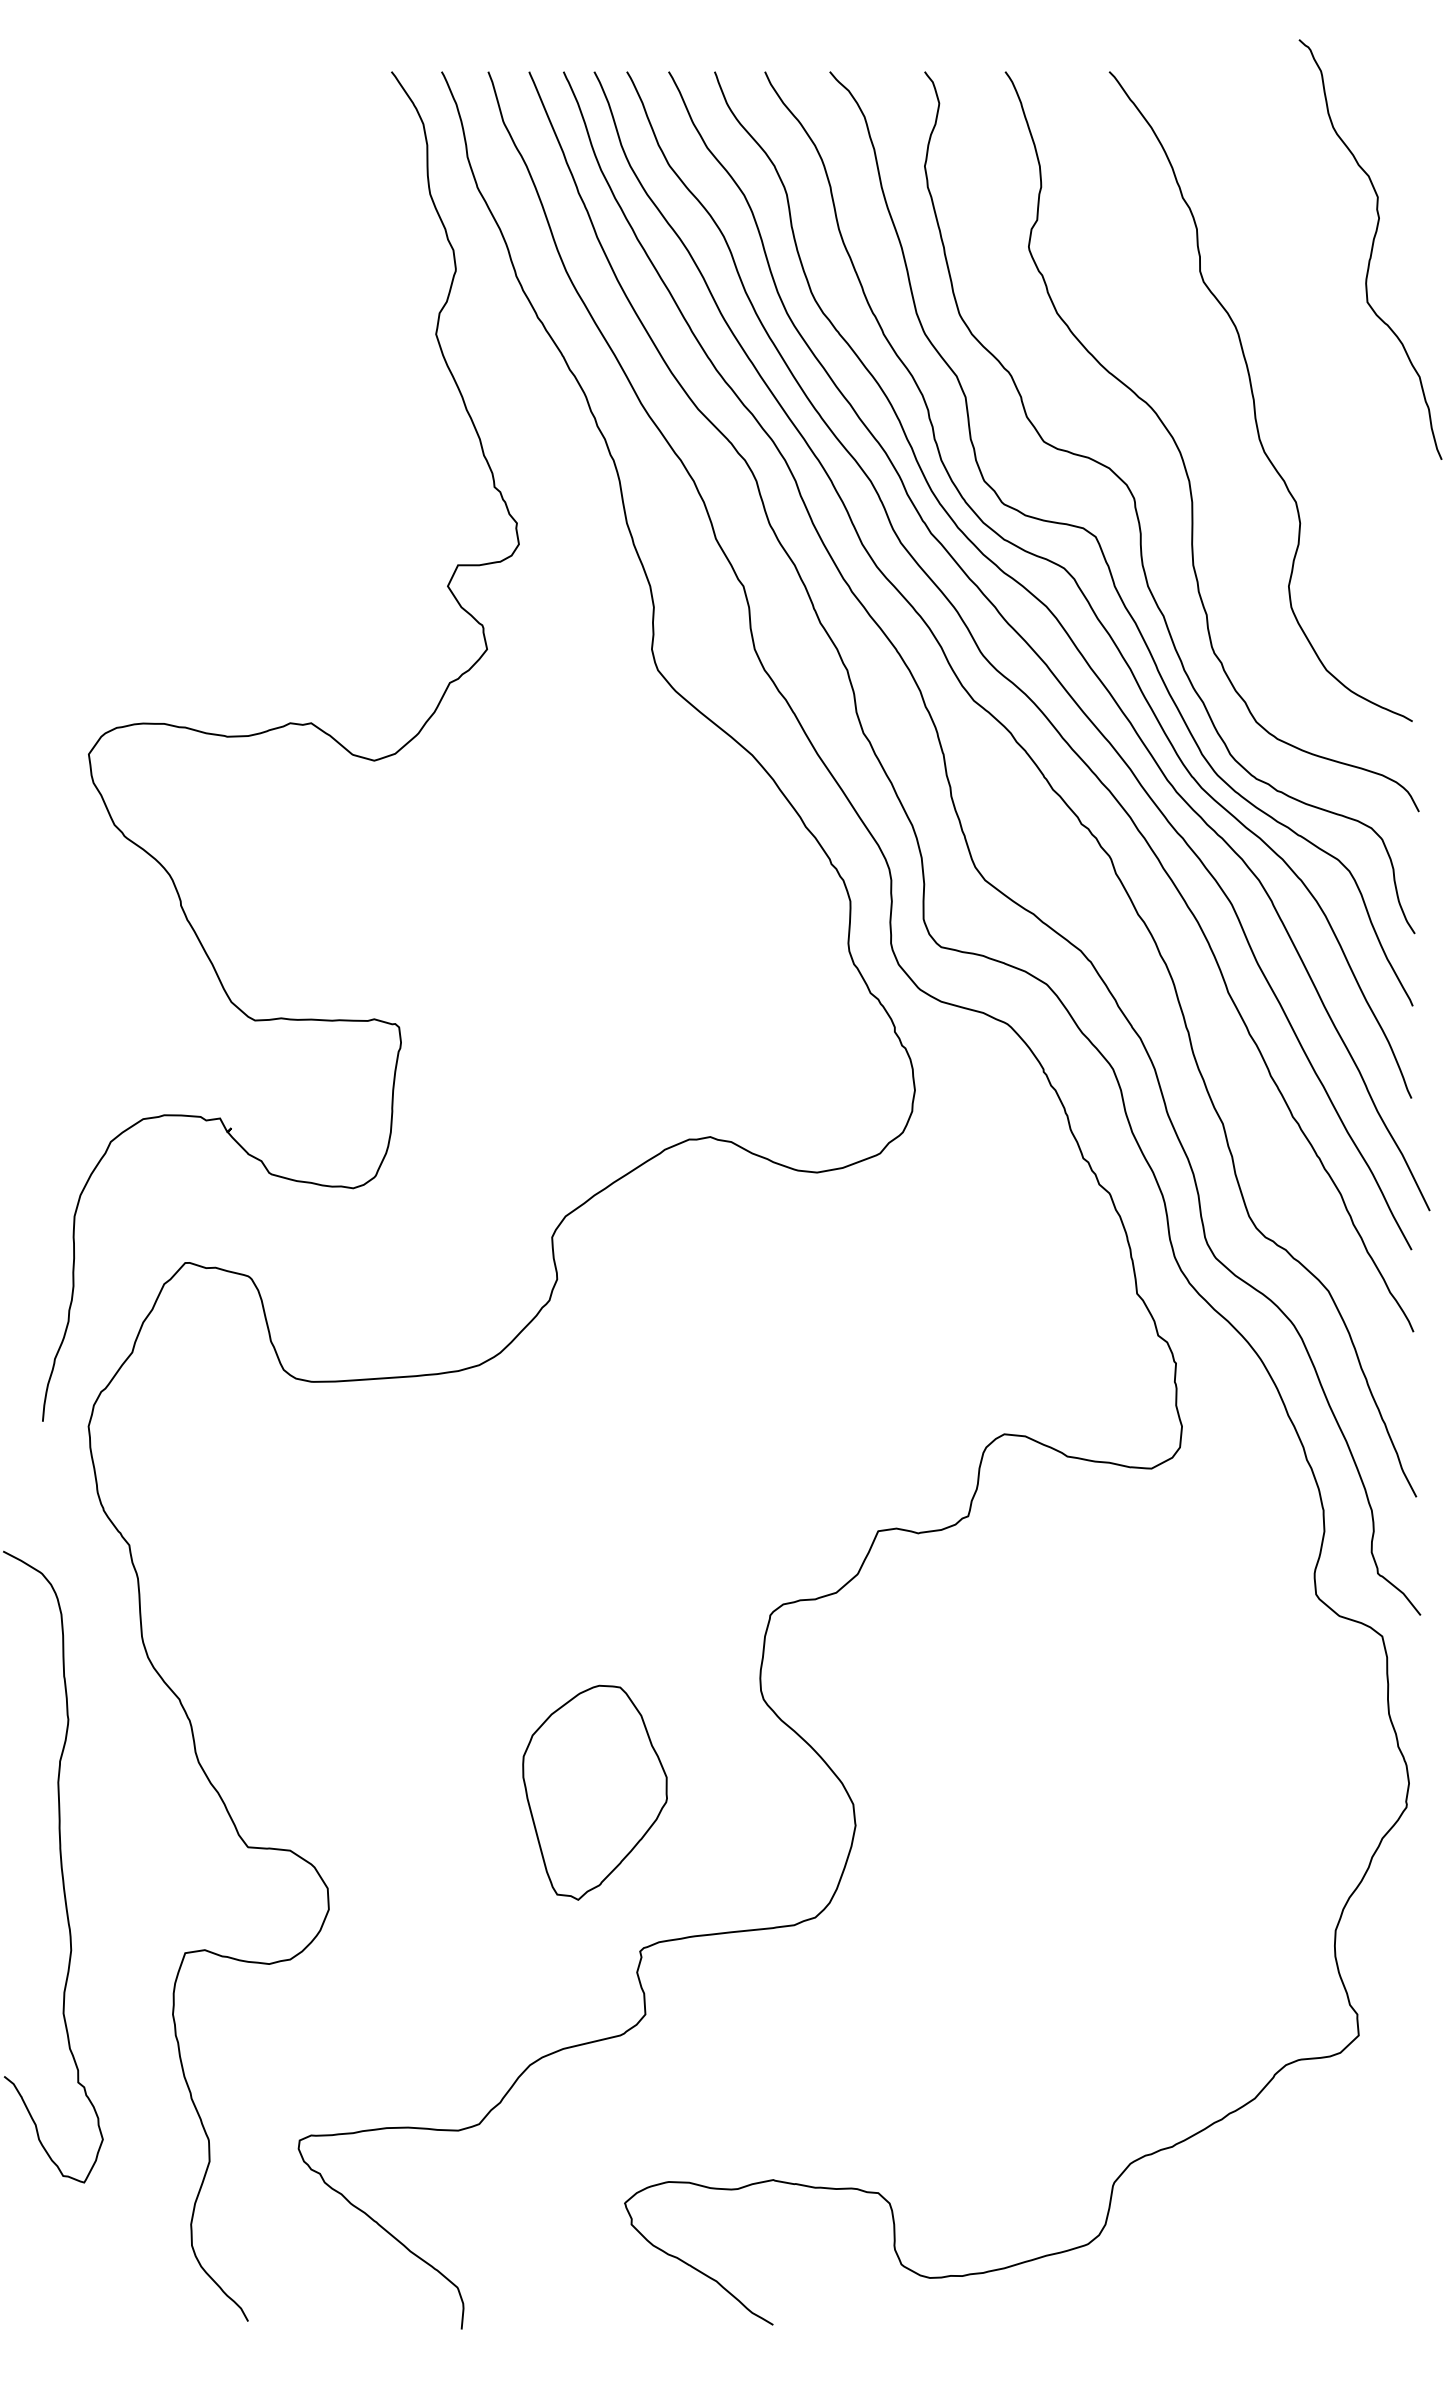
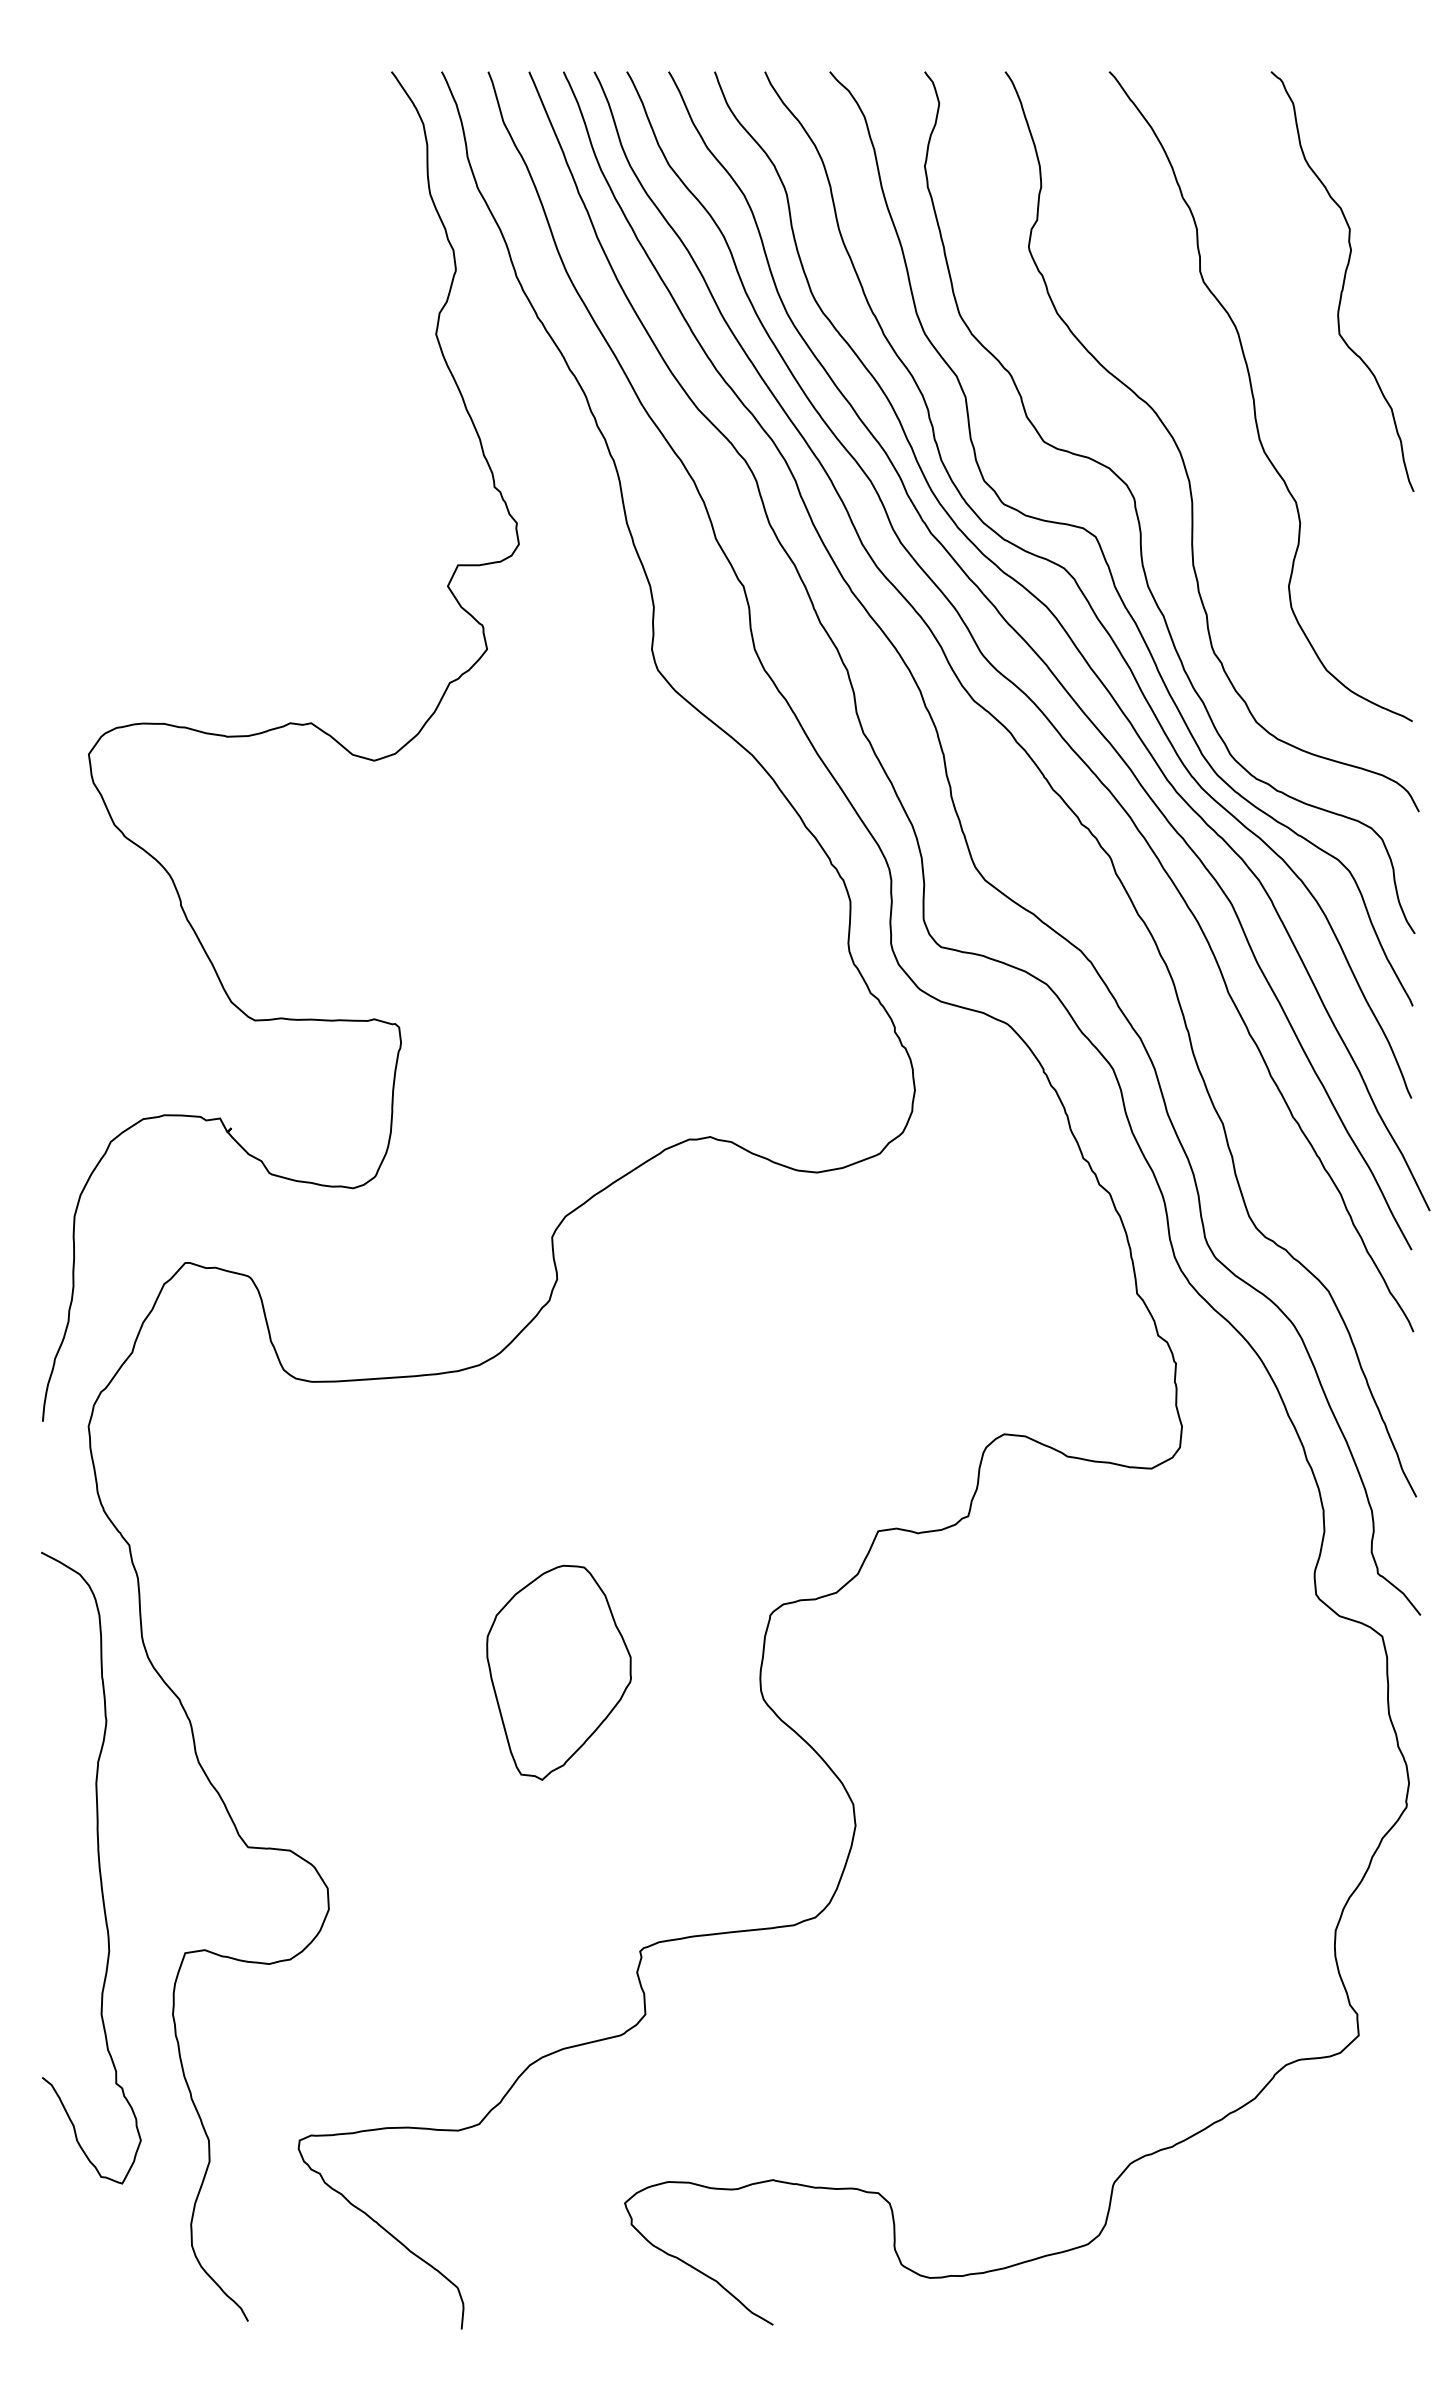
curve position: (1371, 249) -> (1343, 281) (1343, 281)
part position: (594, 1792) -> (558, 1672) (558, 1672)
curve position: (60, 1866) -> (98, 1867) (98, 1867)
